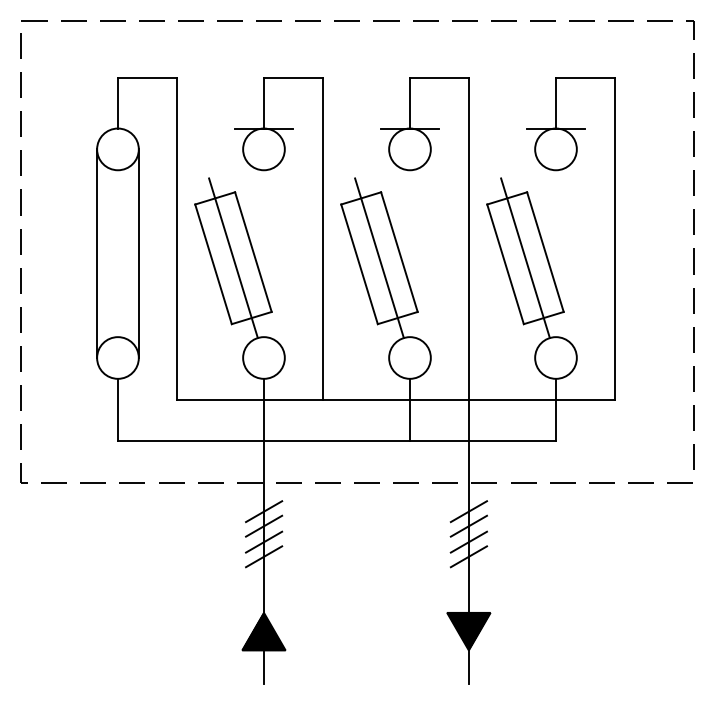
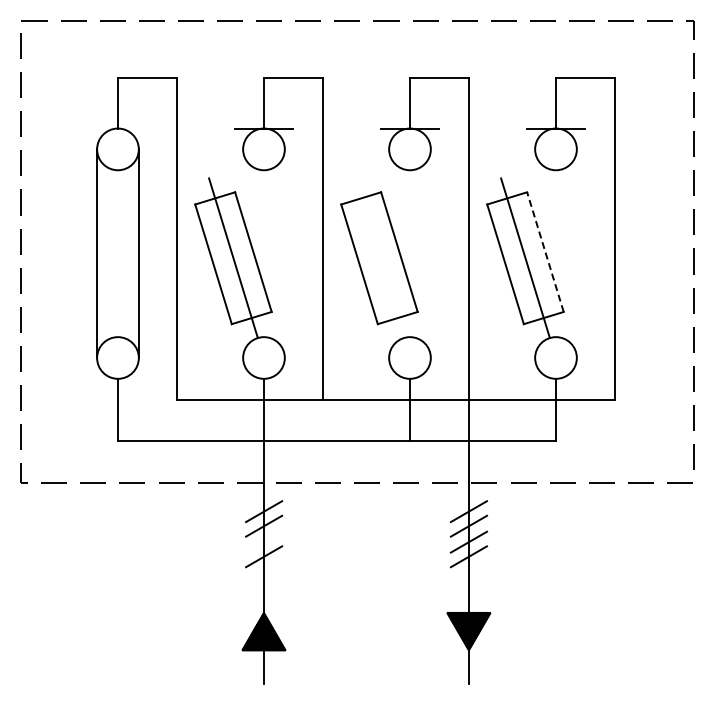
line: solid -> dashed (545, 252)
line: present -> none (379, 258)
line: present -> none (264, 541)
